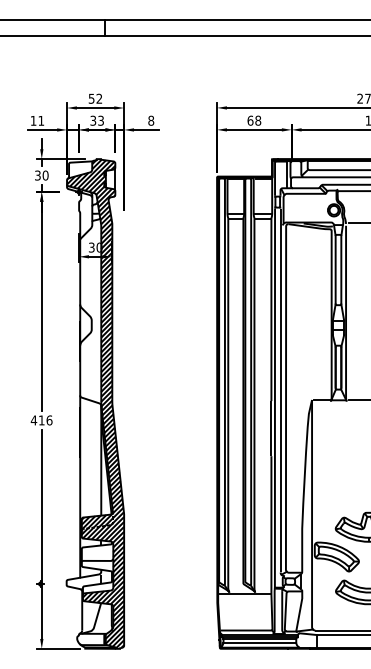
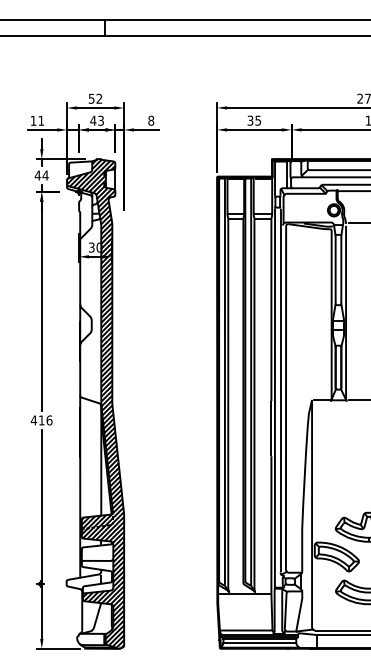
text: 33 -> 43 (93, 120)
text: 68 -> 35 (254, 120)
text: 30 -> 44 (41, 175)
